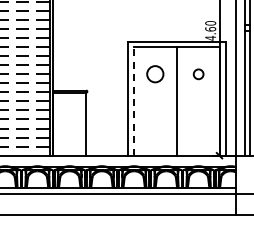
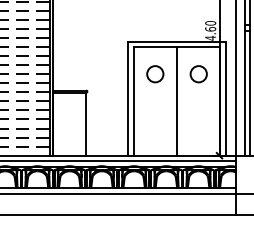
circle size: 13x13 px -> 19x19 px (198, 74)
line: dashed -> solid (133, 100)
line: none -> present (119, 161)
